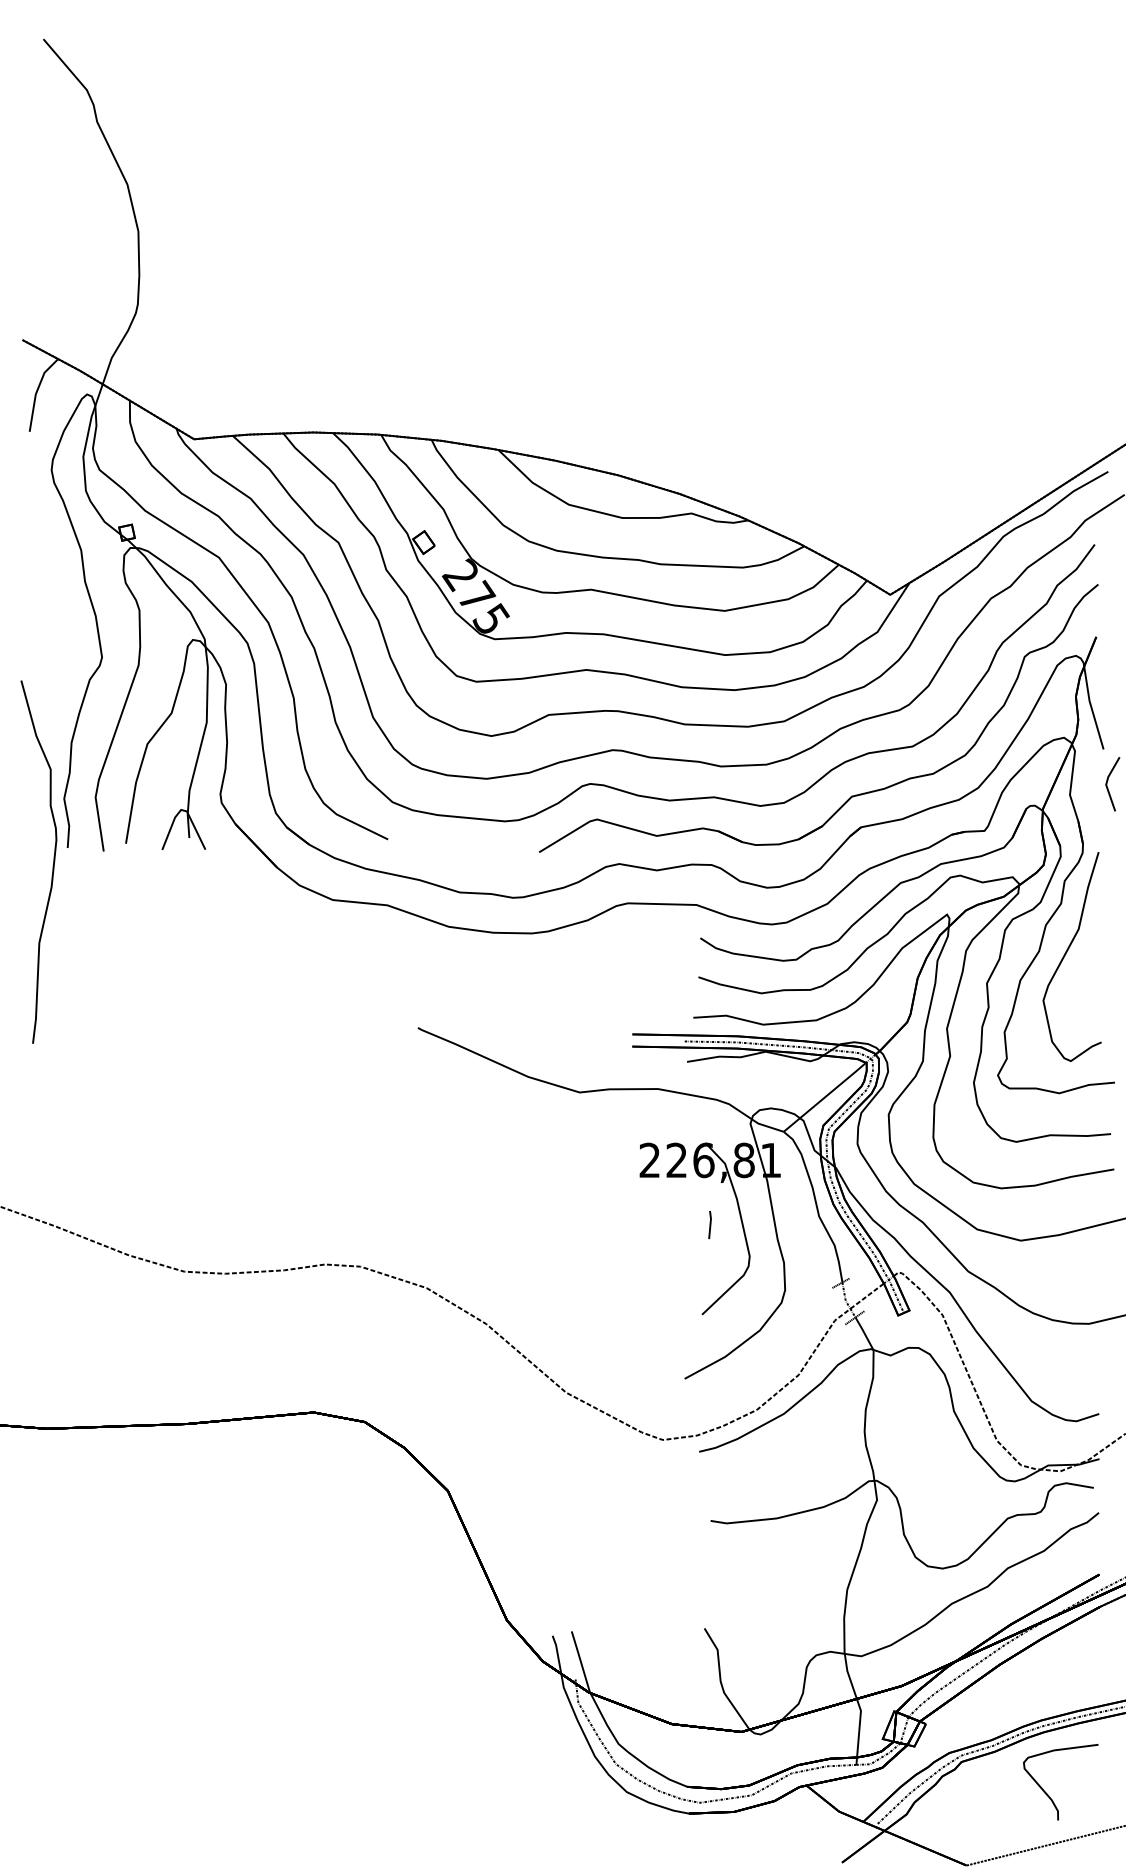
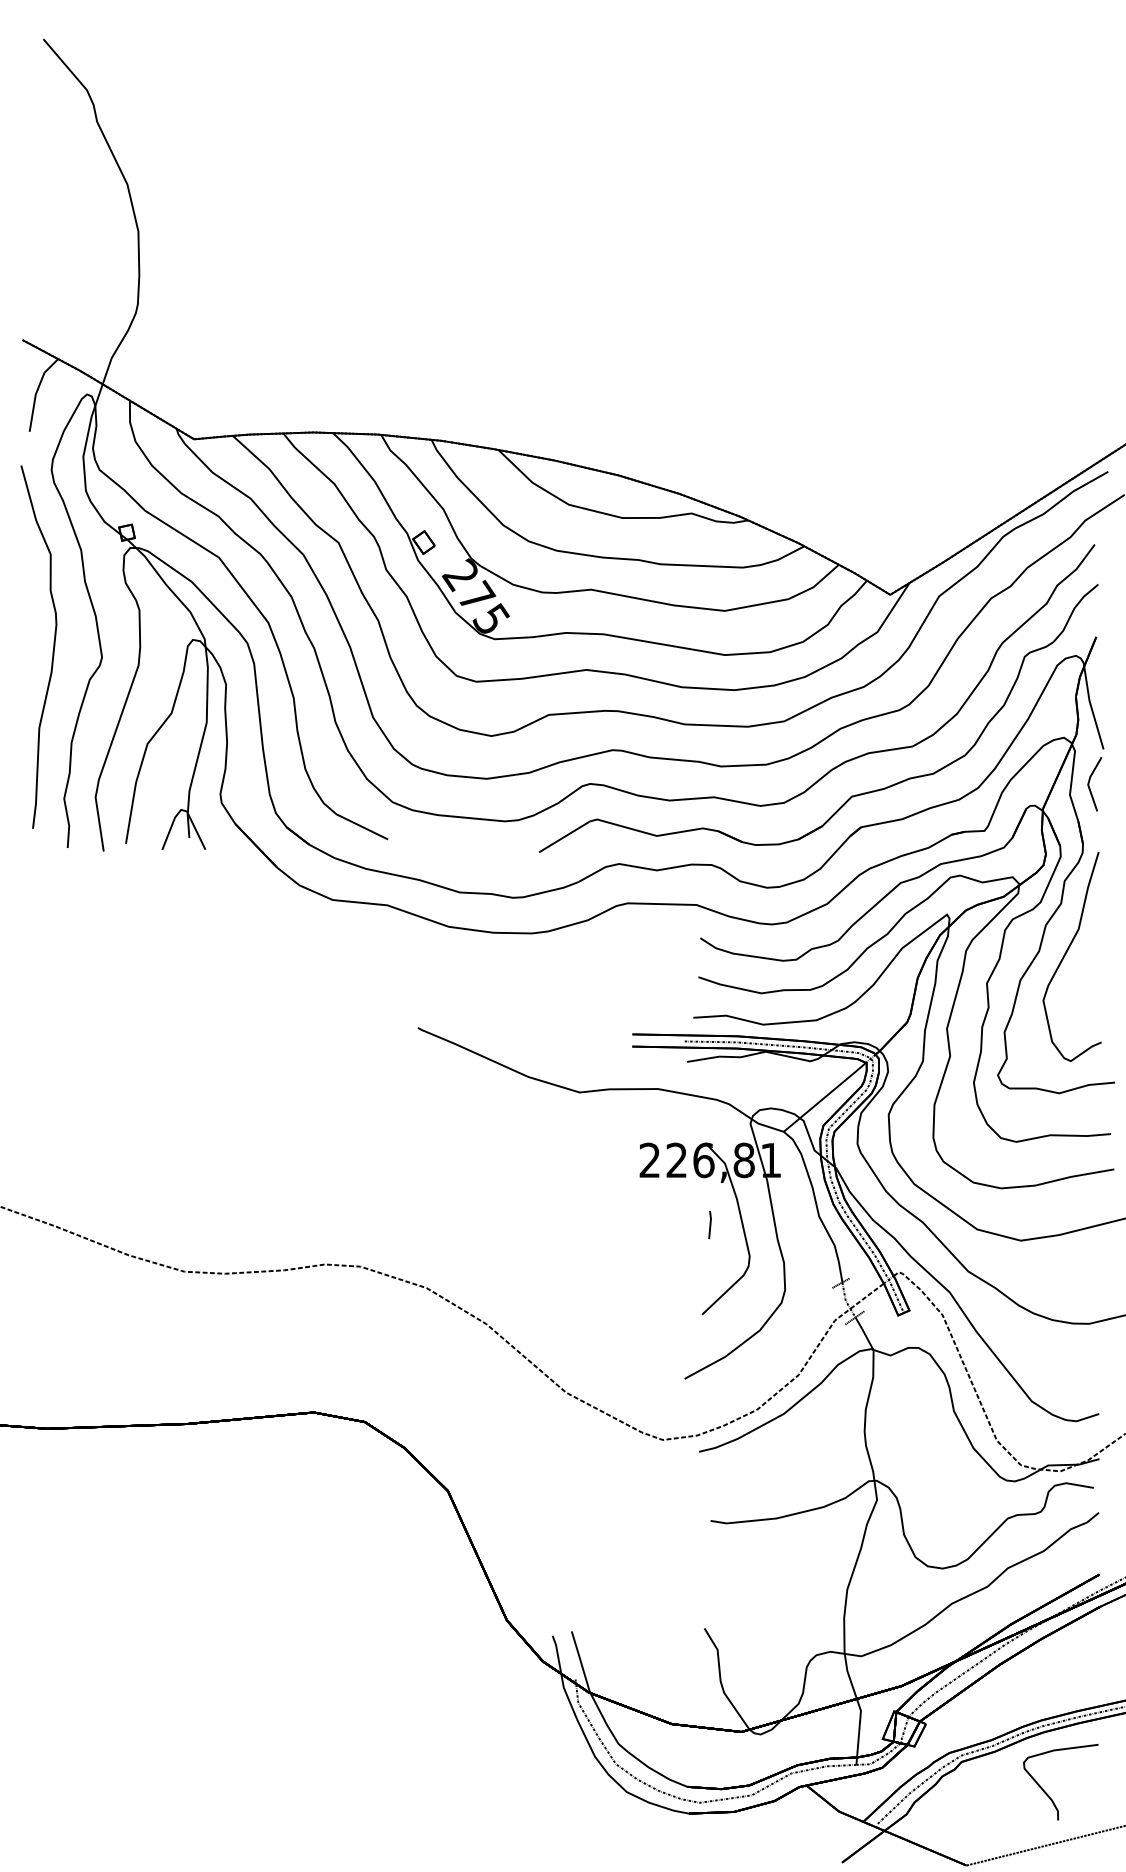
line position: (1107, 784) -> (1089, 784) (1089, 784)
curve position: (52, 865) -> (52, 650) (52, 650)
